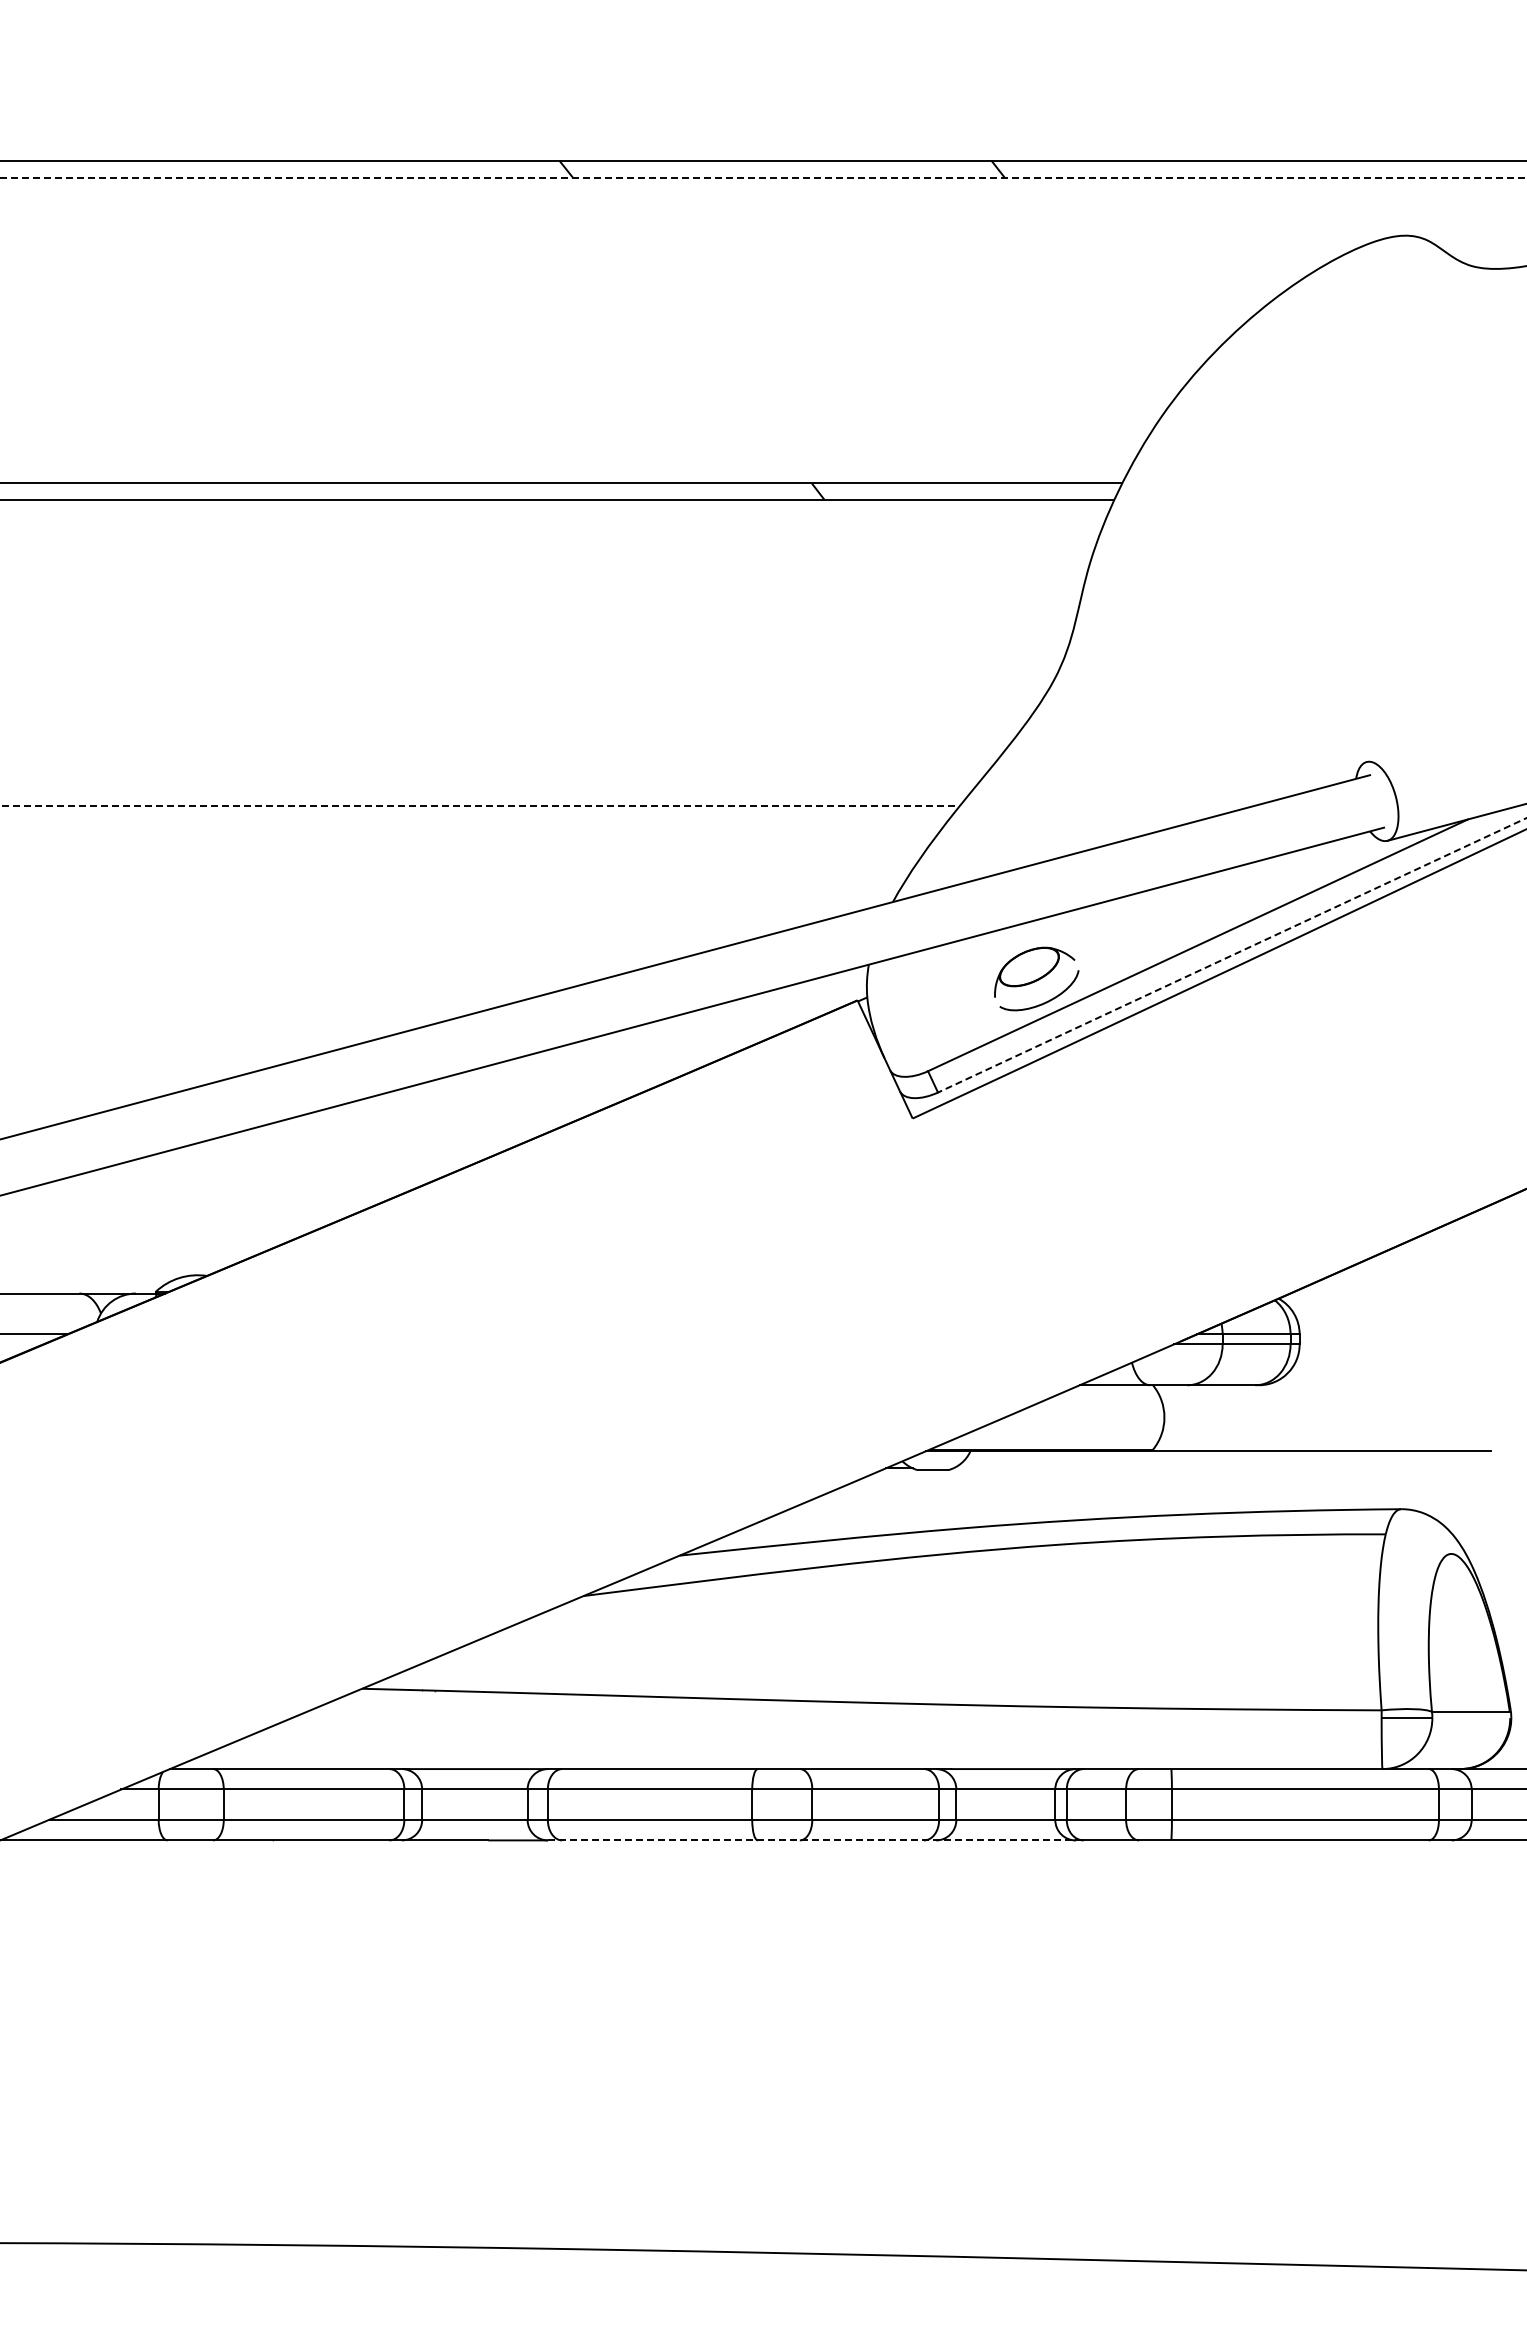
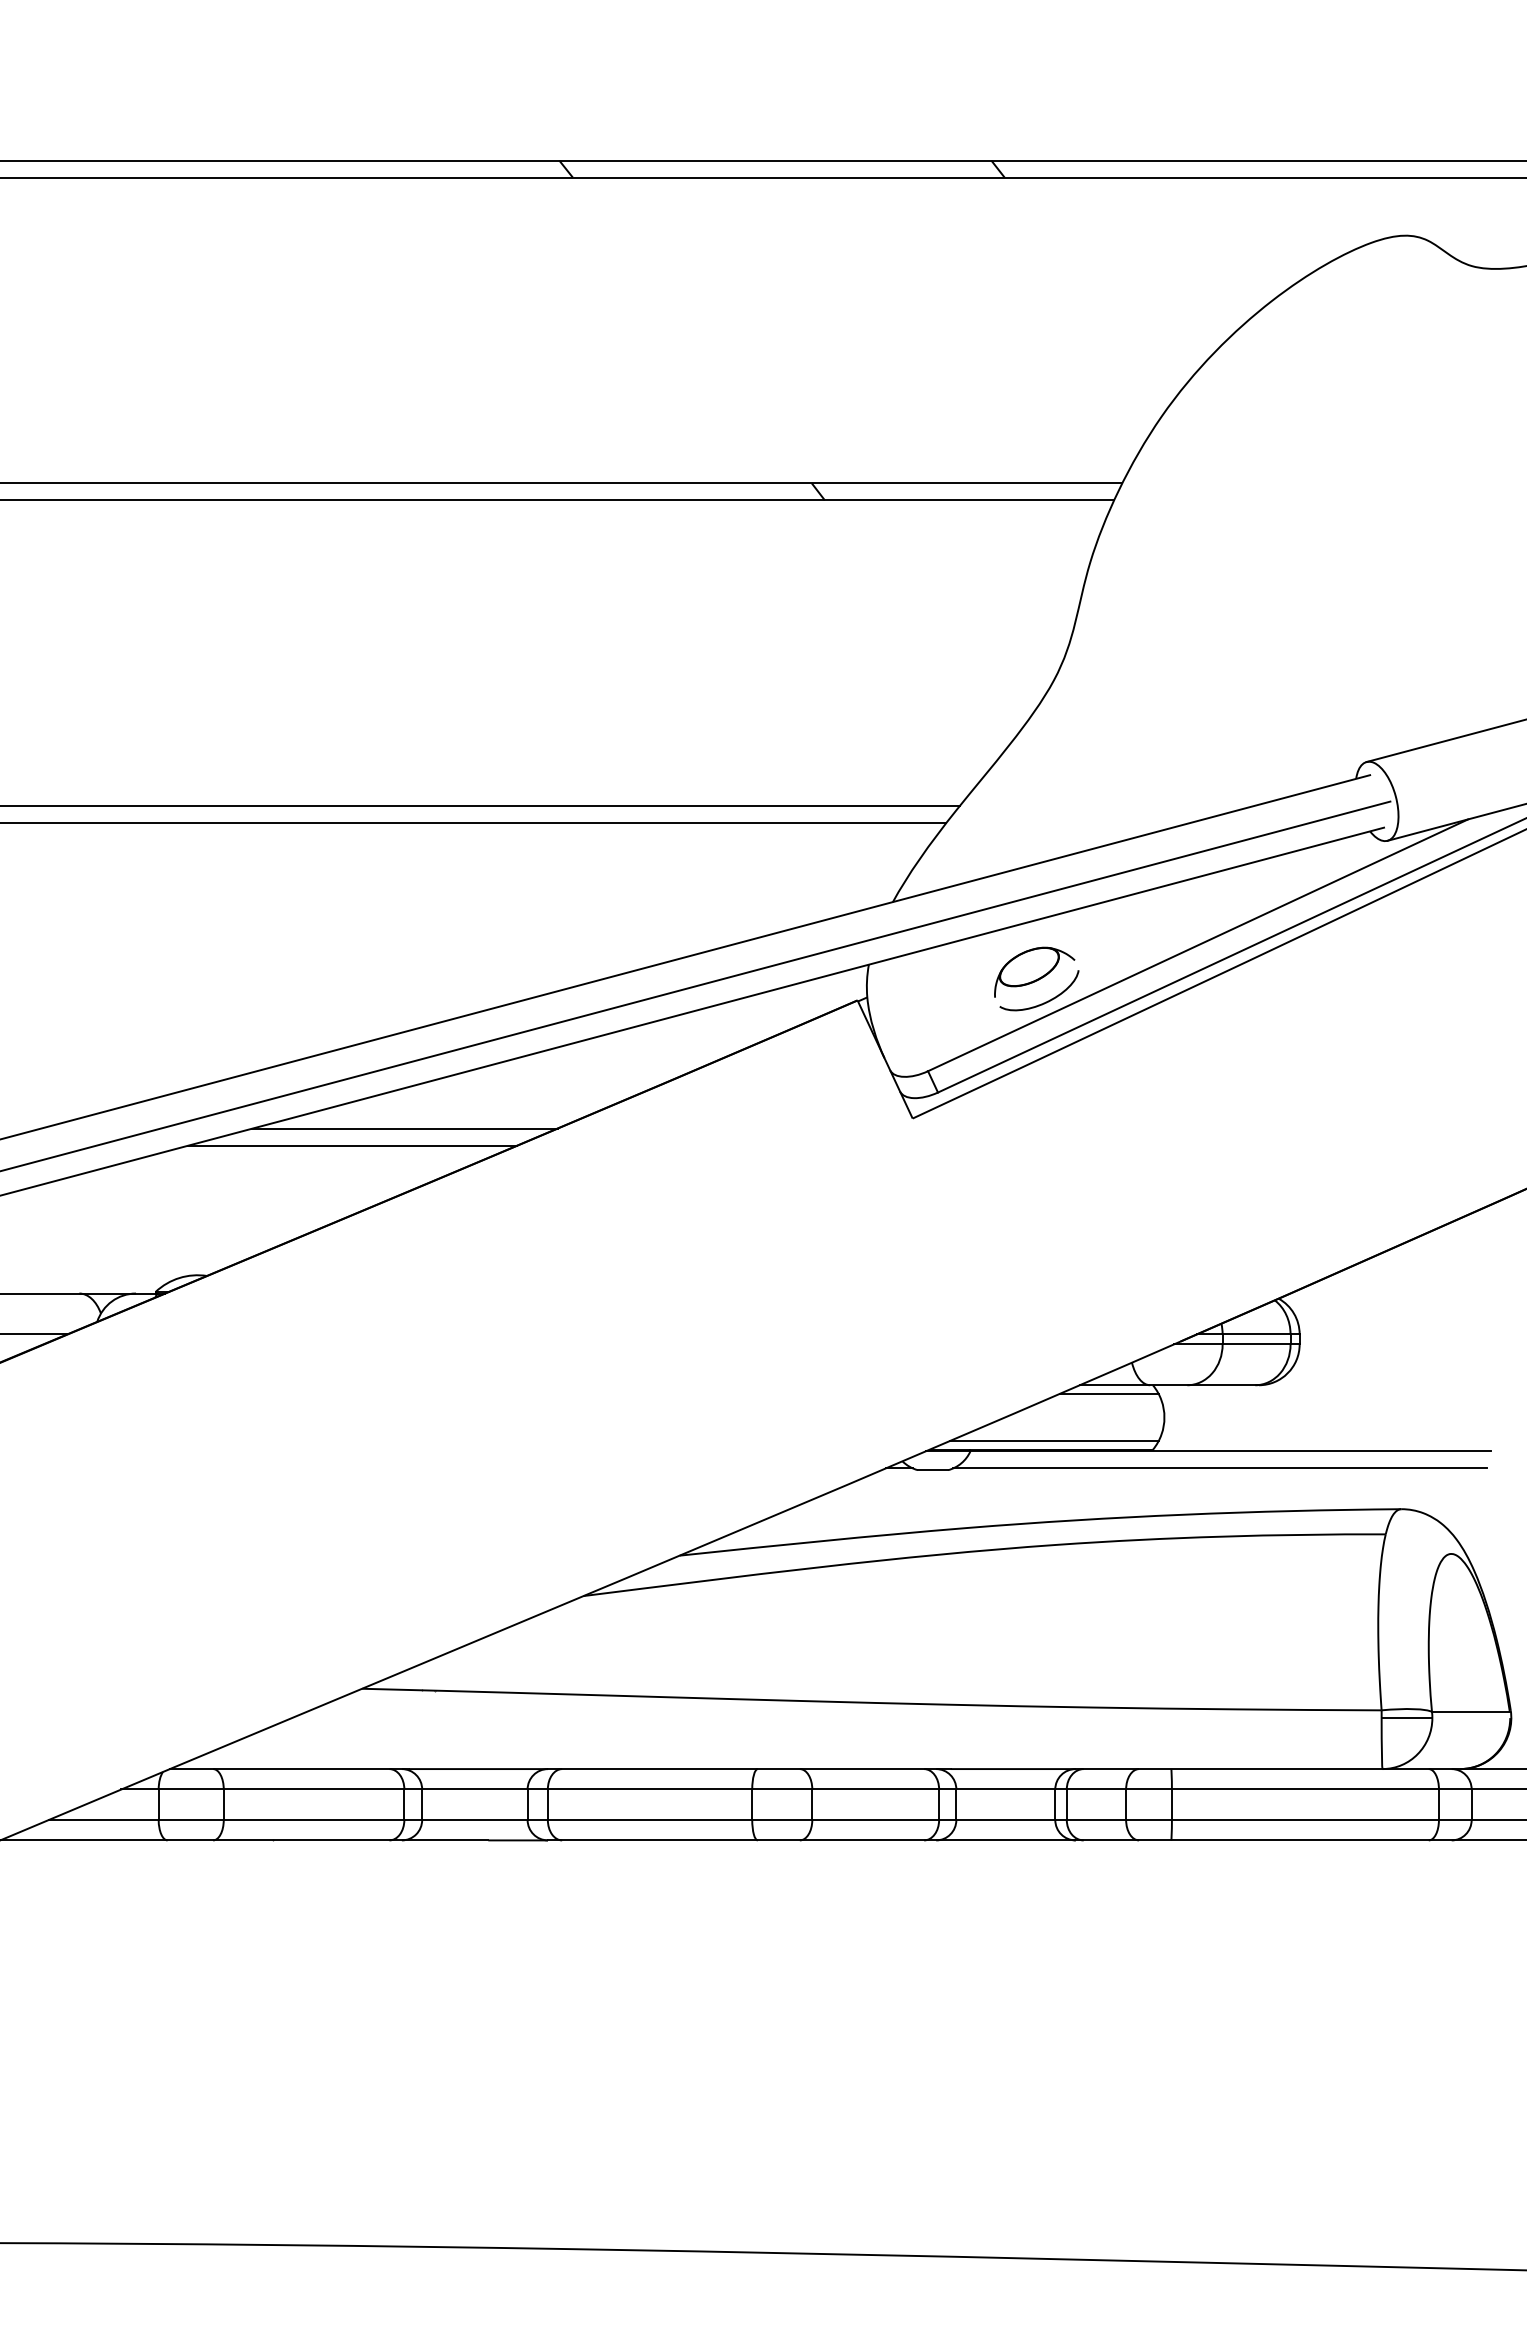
line: dashed -> solid (763, 177)
line: none -> present (1444, 741)
line: dashed -> solid (480, 805)
line: none -> present (474, 822)
line: dashed -> solid (1232, 955)
line: none -> present (696, 985)
line: none -> present (404, 1128)
line: none -> present (352, 1145)
line: none -> present (1109, 1393)
line: none -> present (1053, 1441)
line: none -> present (1219, 1468)
line: dashed -> solid (811, 1840)
